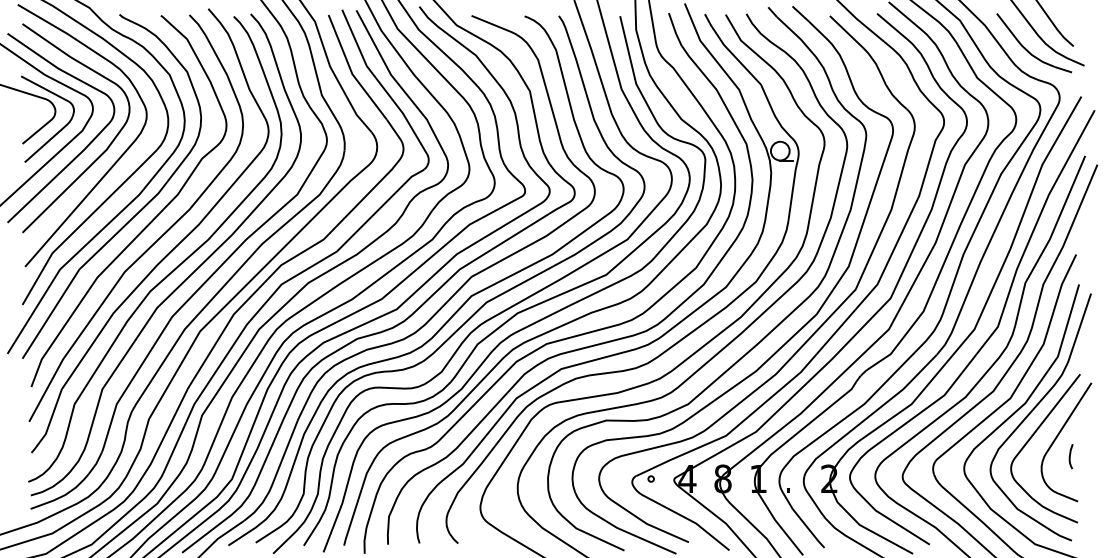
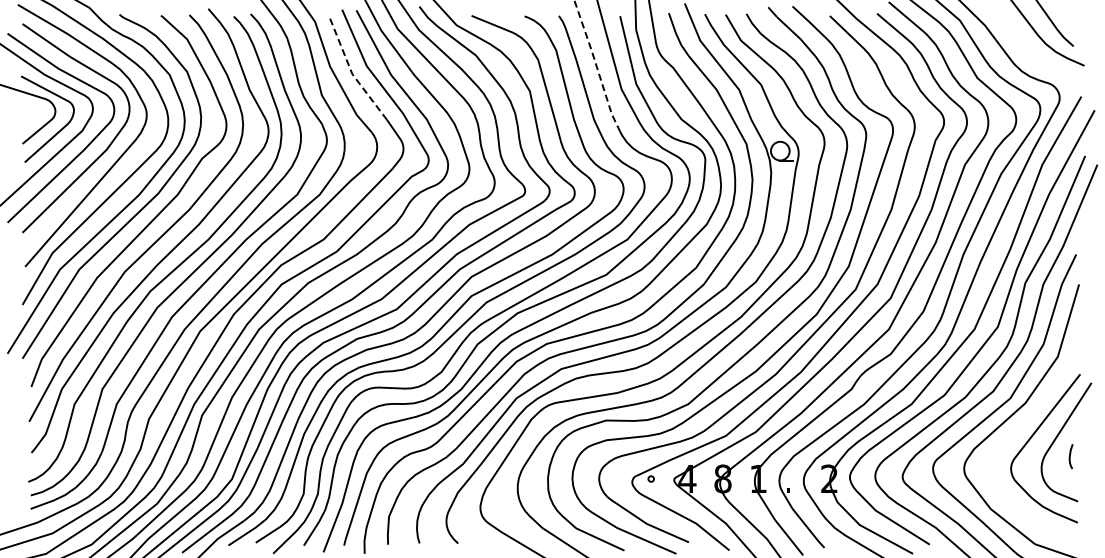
part: present -> none (1027, 49)
line: solid -> dashed (596, 65)
line: solid -> dashed (351, 71)
curve: present -> none (1031, 413)
